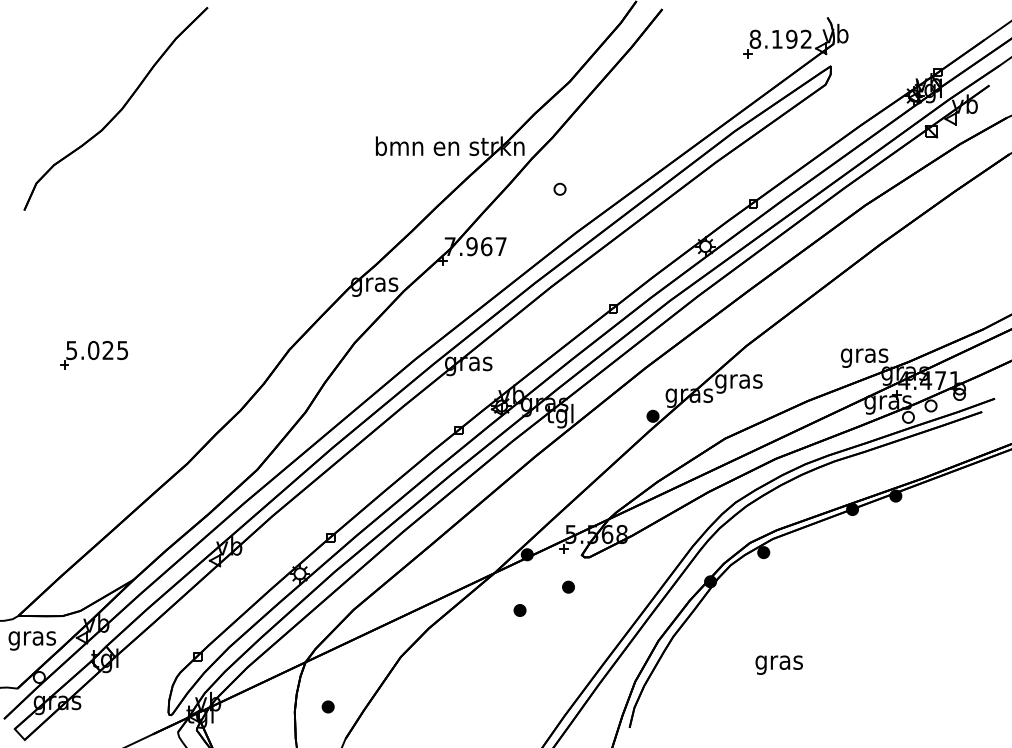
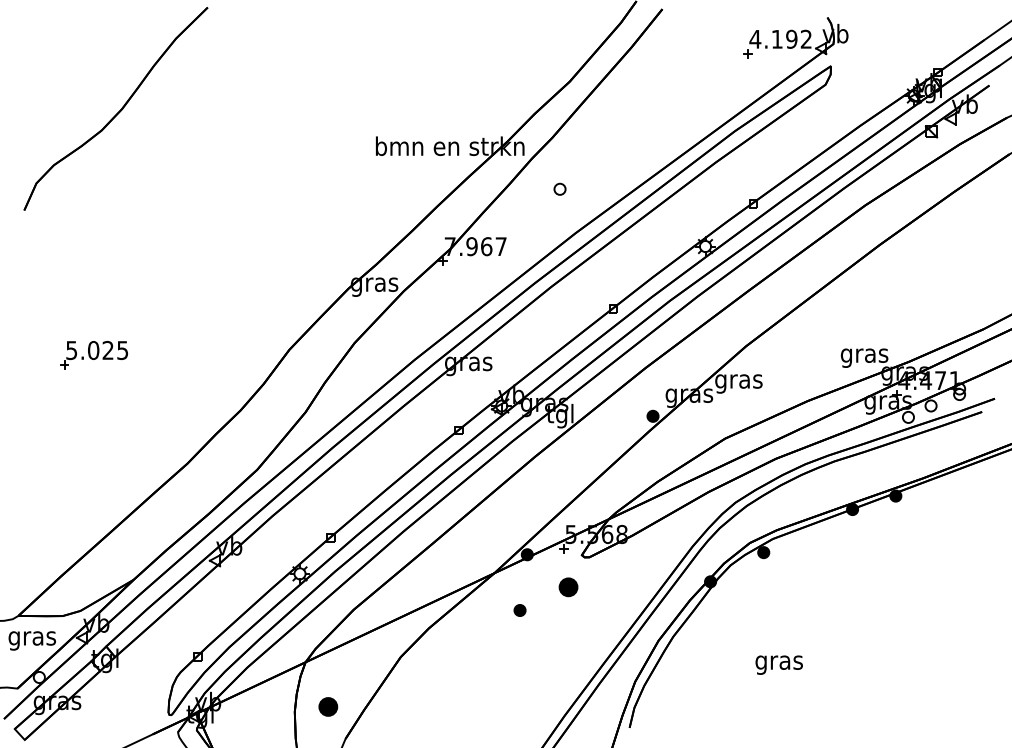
text: 8.192 -> 4.192 (755, 38)
part size: 13x14 px -> 21x21 px (568, 587)
part size: 14x14 px -> 21x20 px (328, 706)
